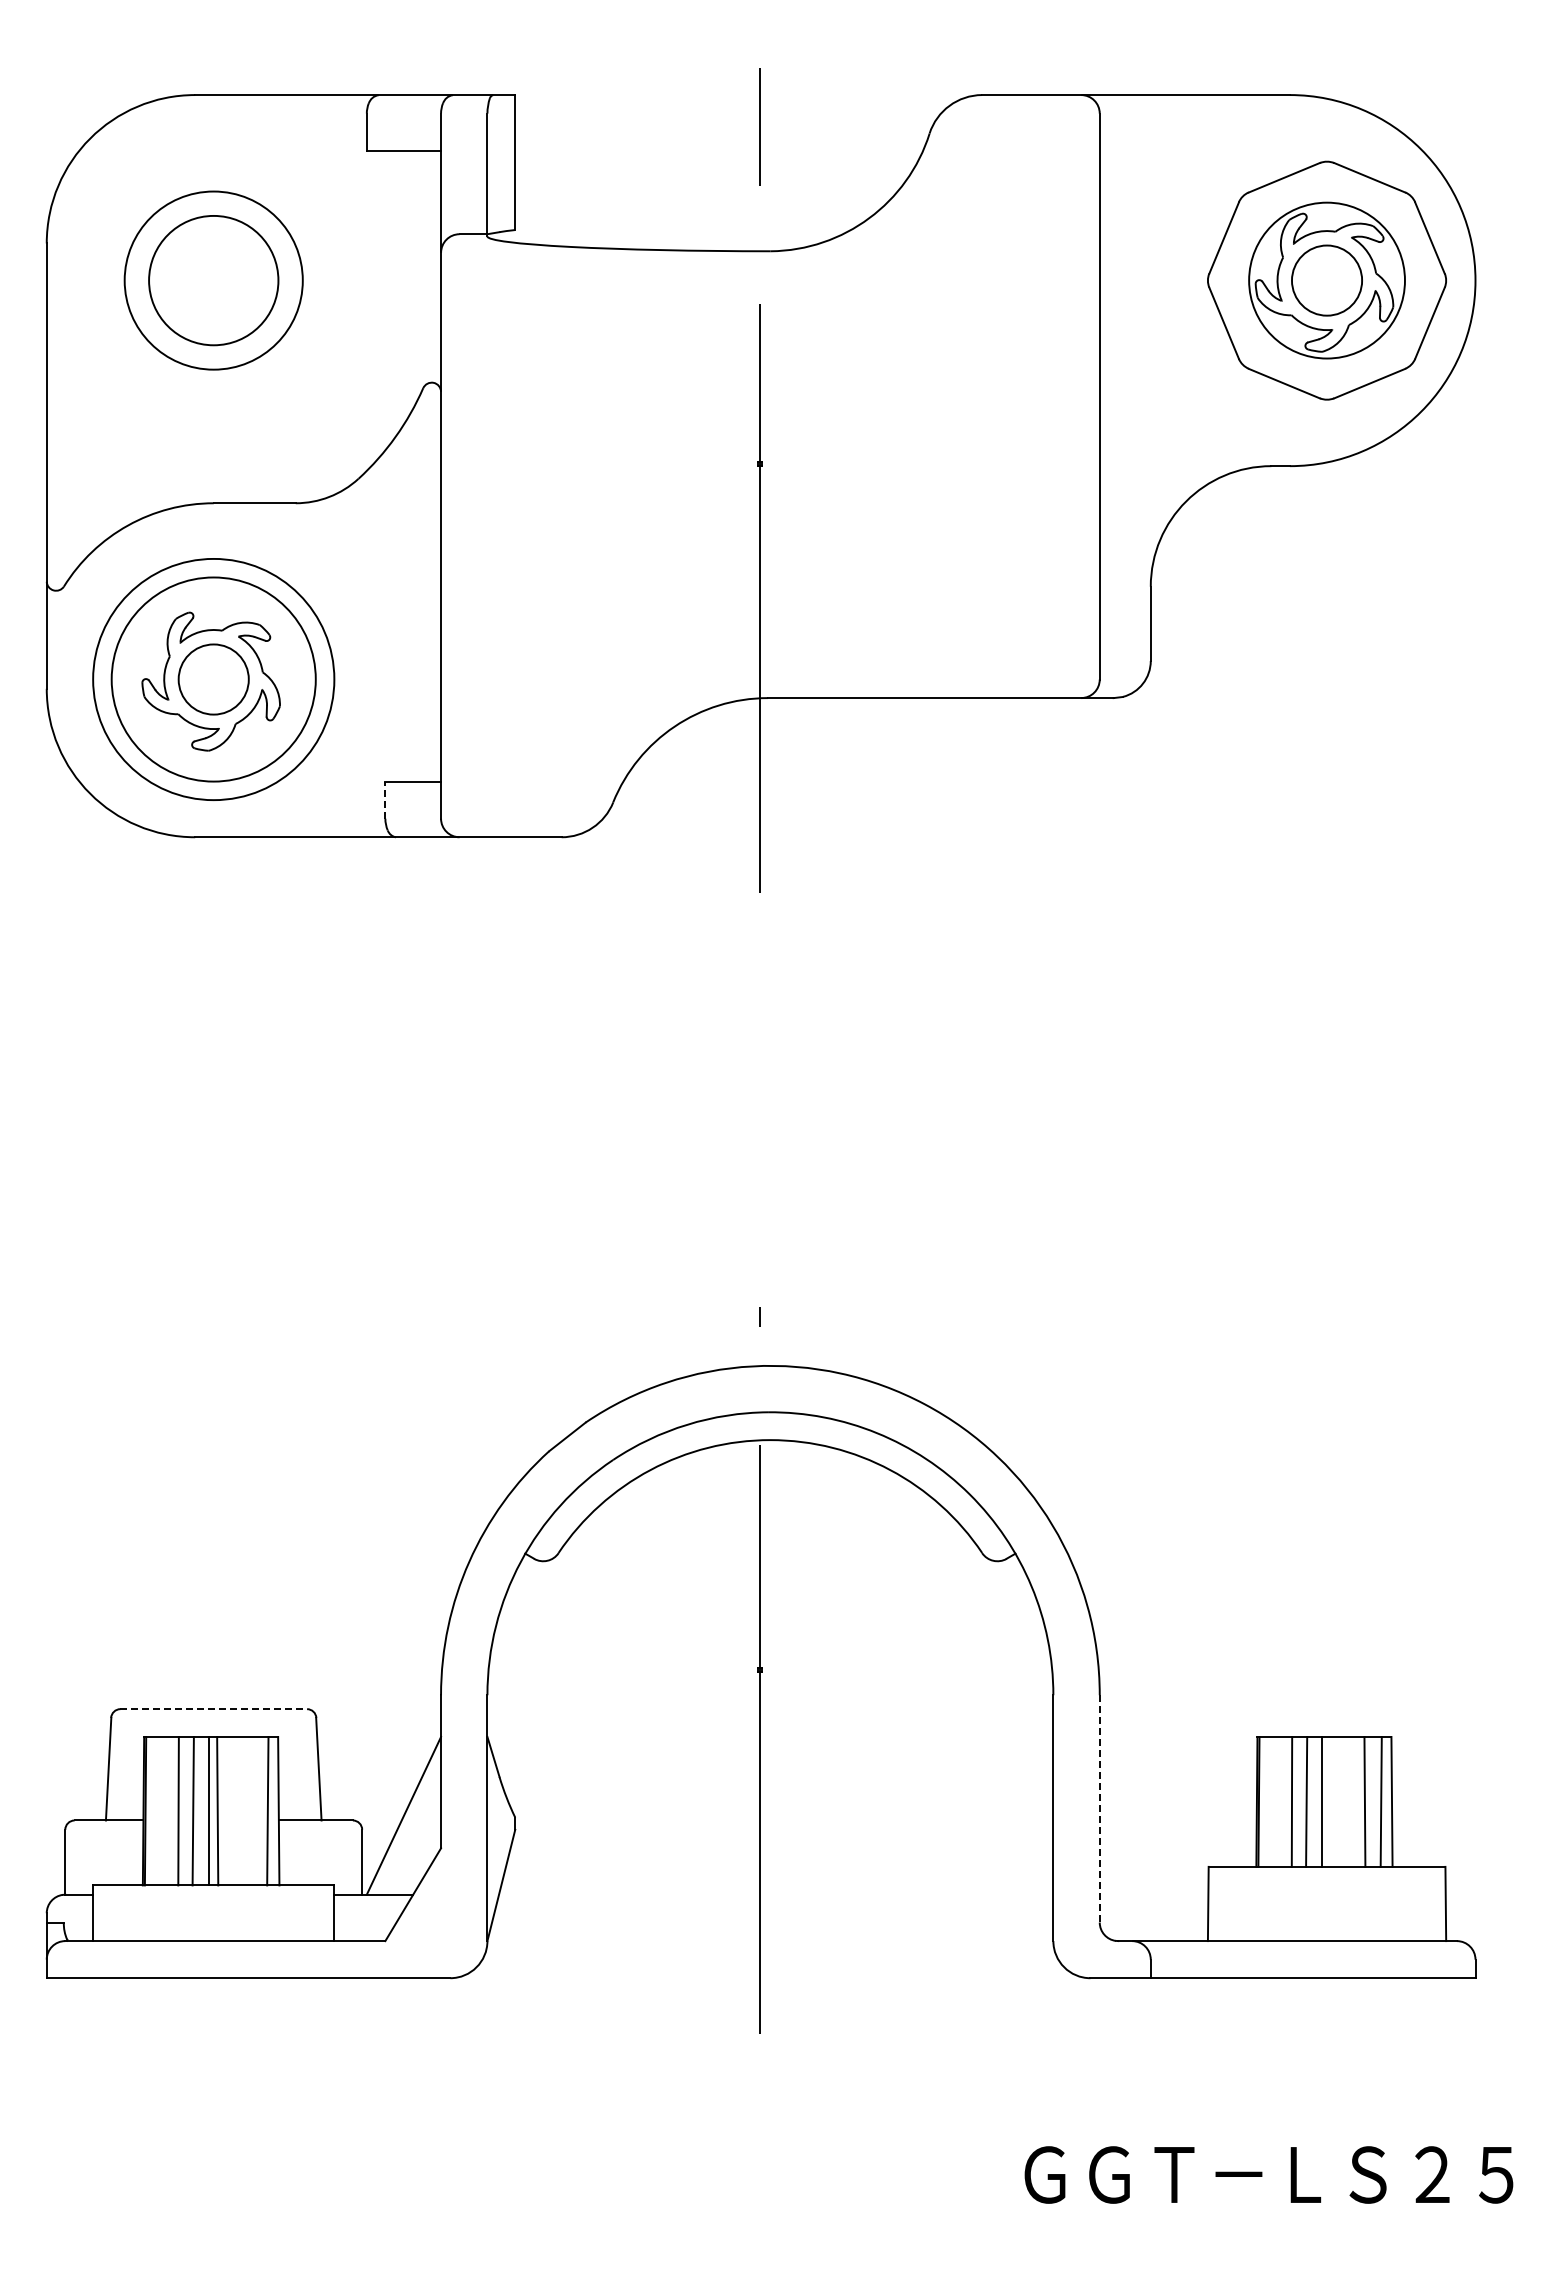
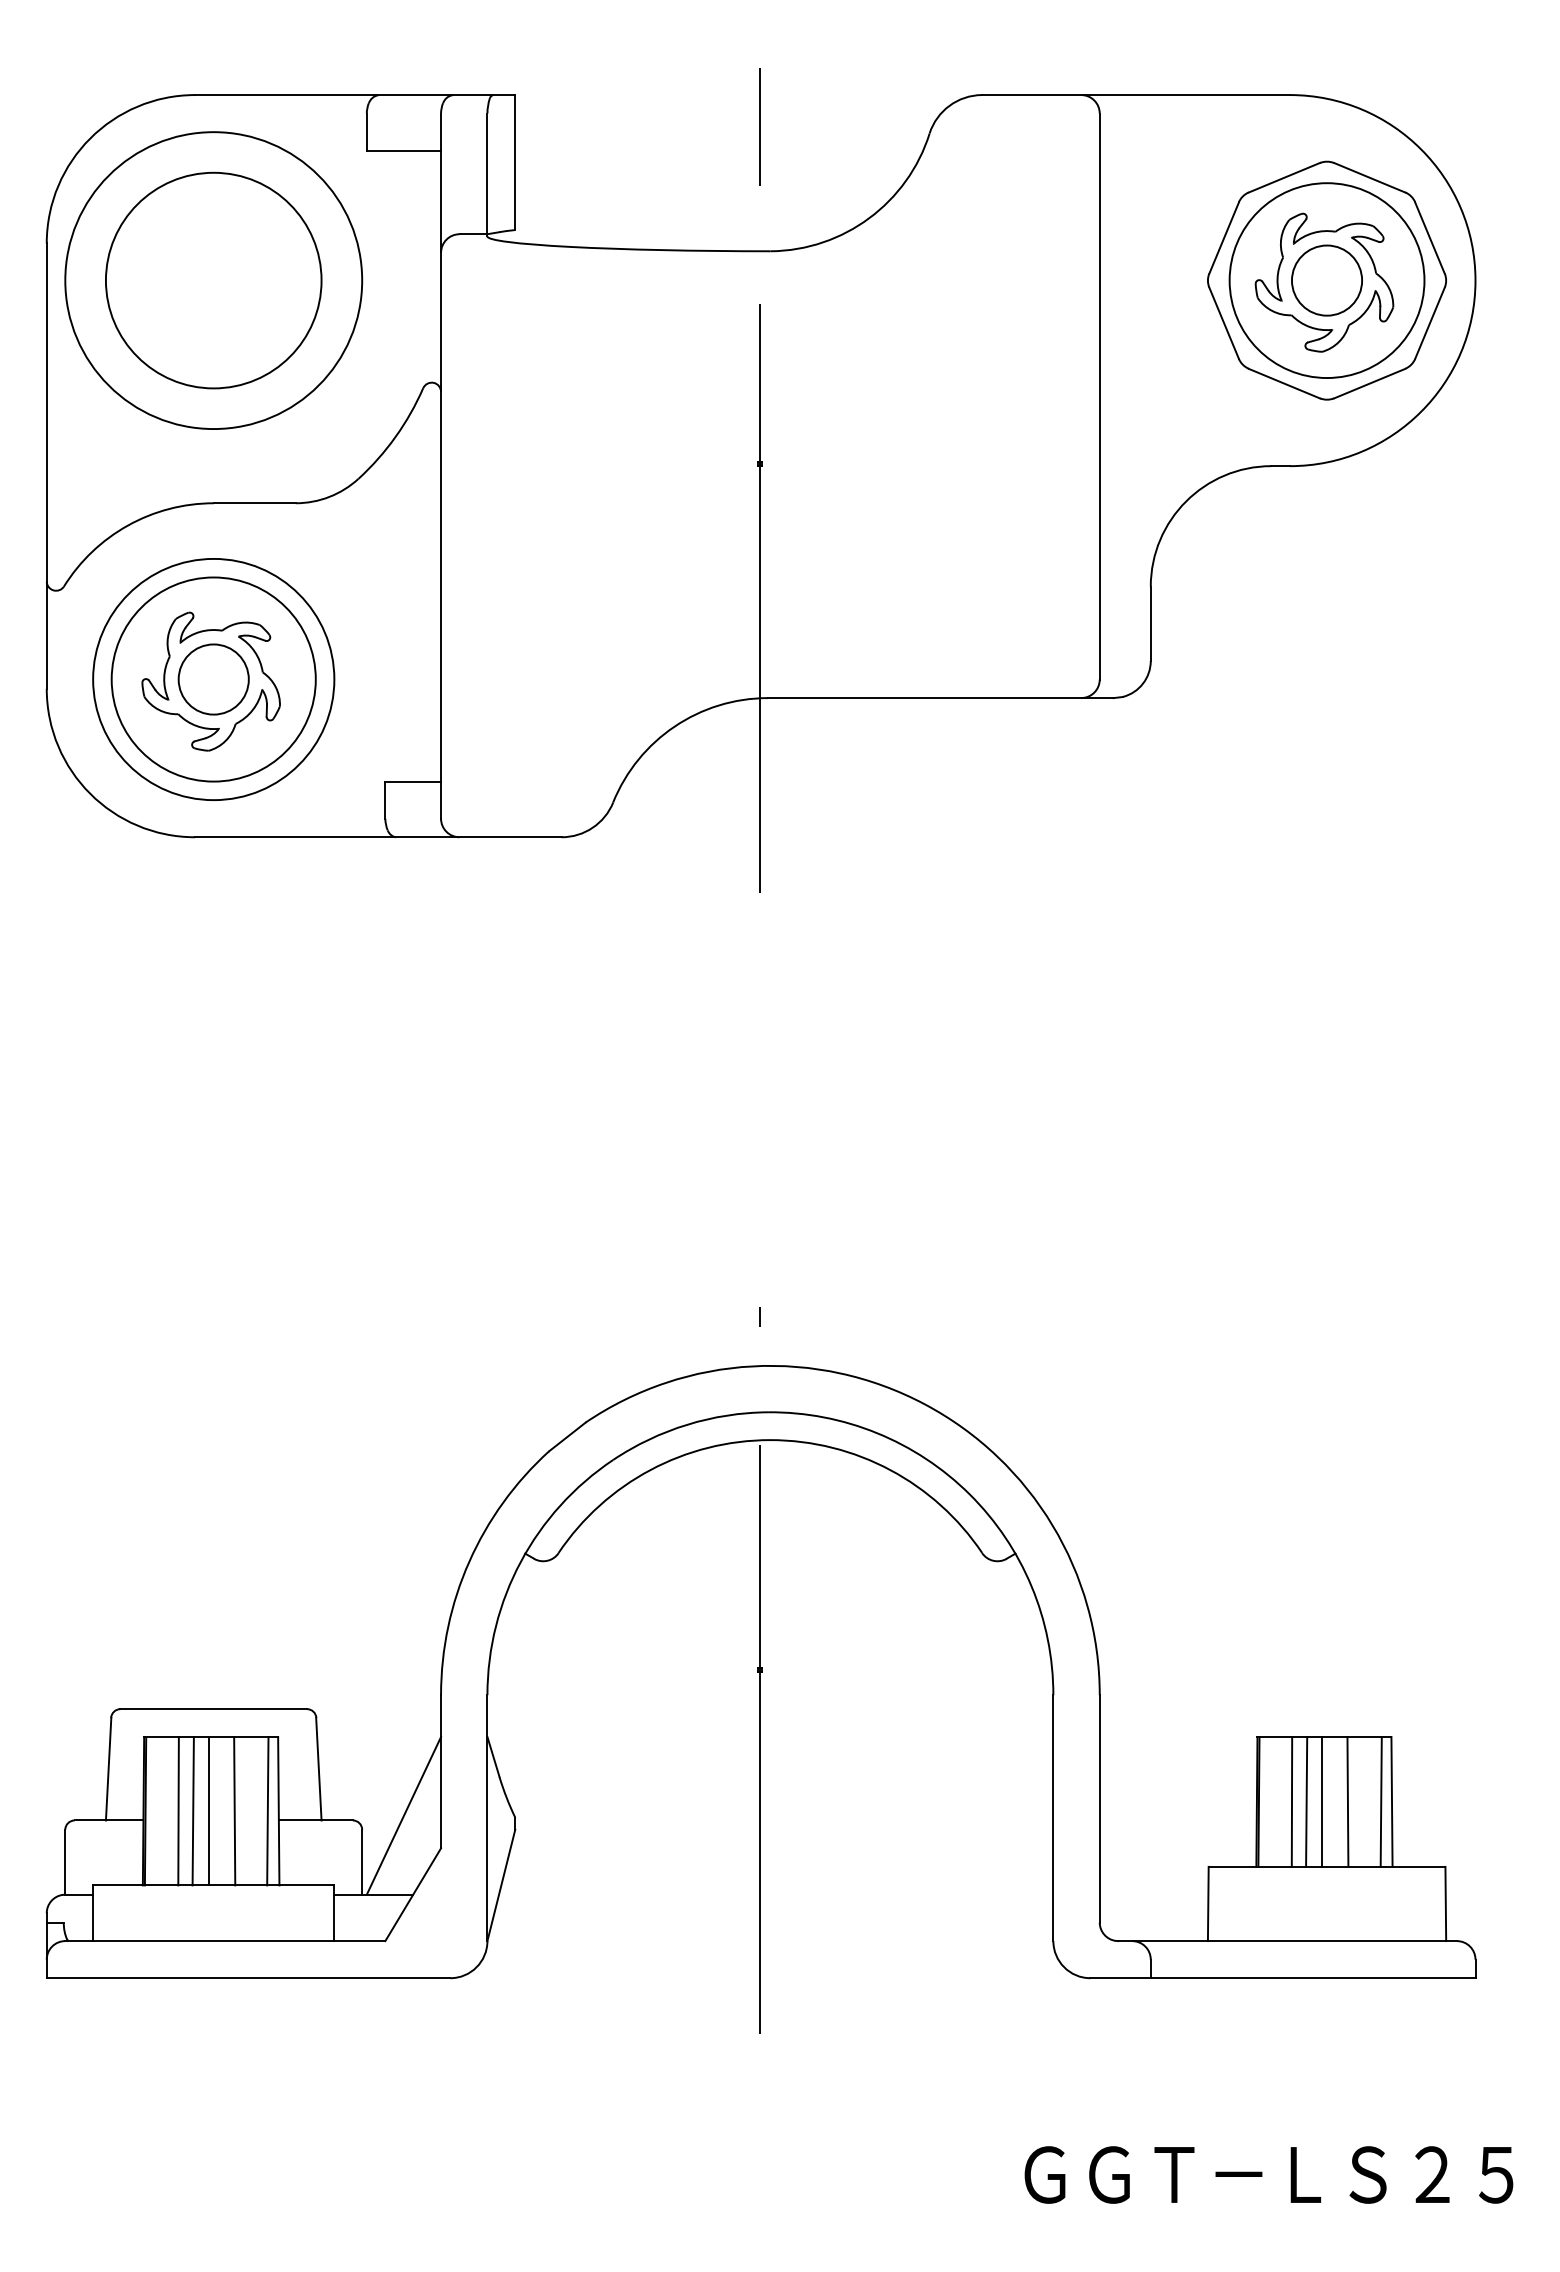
circle diameter: 129 px -> 216 px (213, 280)
circle diameter: 178 px -> 297 px (213, 280)
circle diameter: 156 px -> 195 px (1326, 280)
line: dashed -> solid (385, 800)
line: dashed -> solid (214, 1709)
line position: (1364, 1801) -> (1347, 1801) (1347, 1801)
line: dashed -> solid (1099, 1808)
line position: (217, 1810) -> (234, 1810) (234, 1810)
